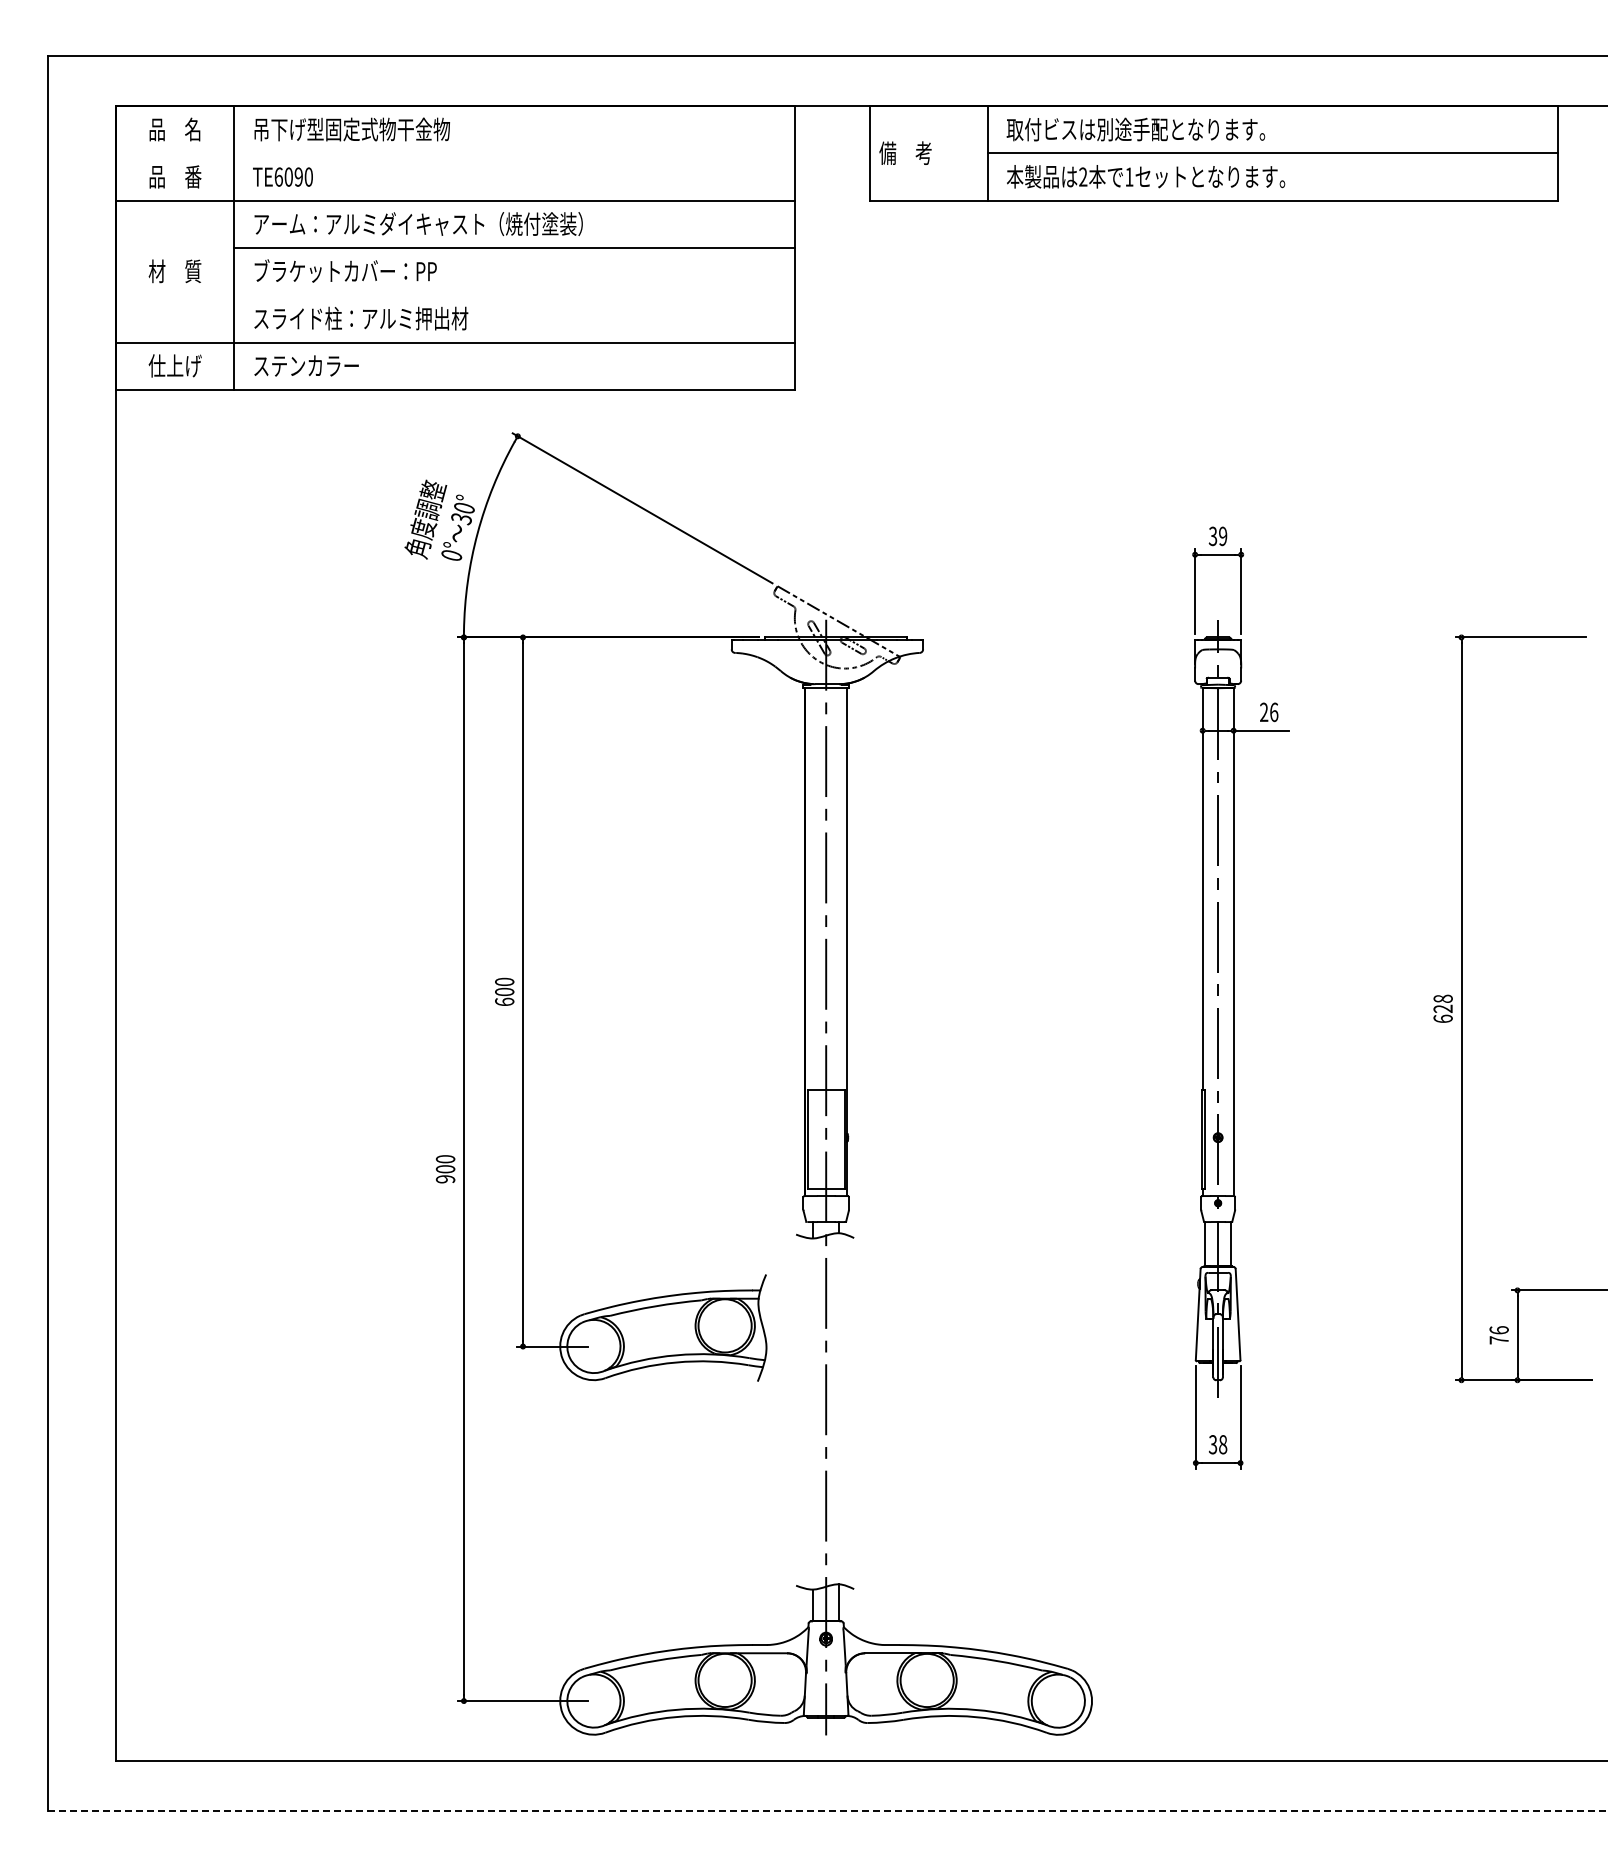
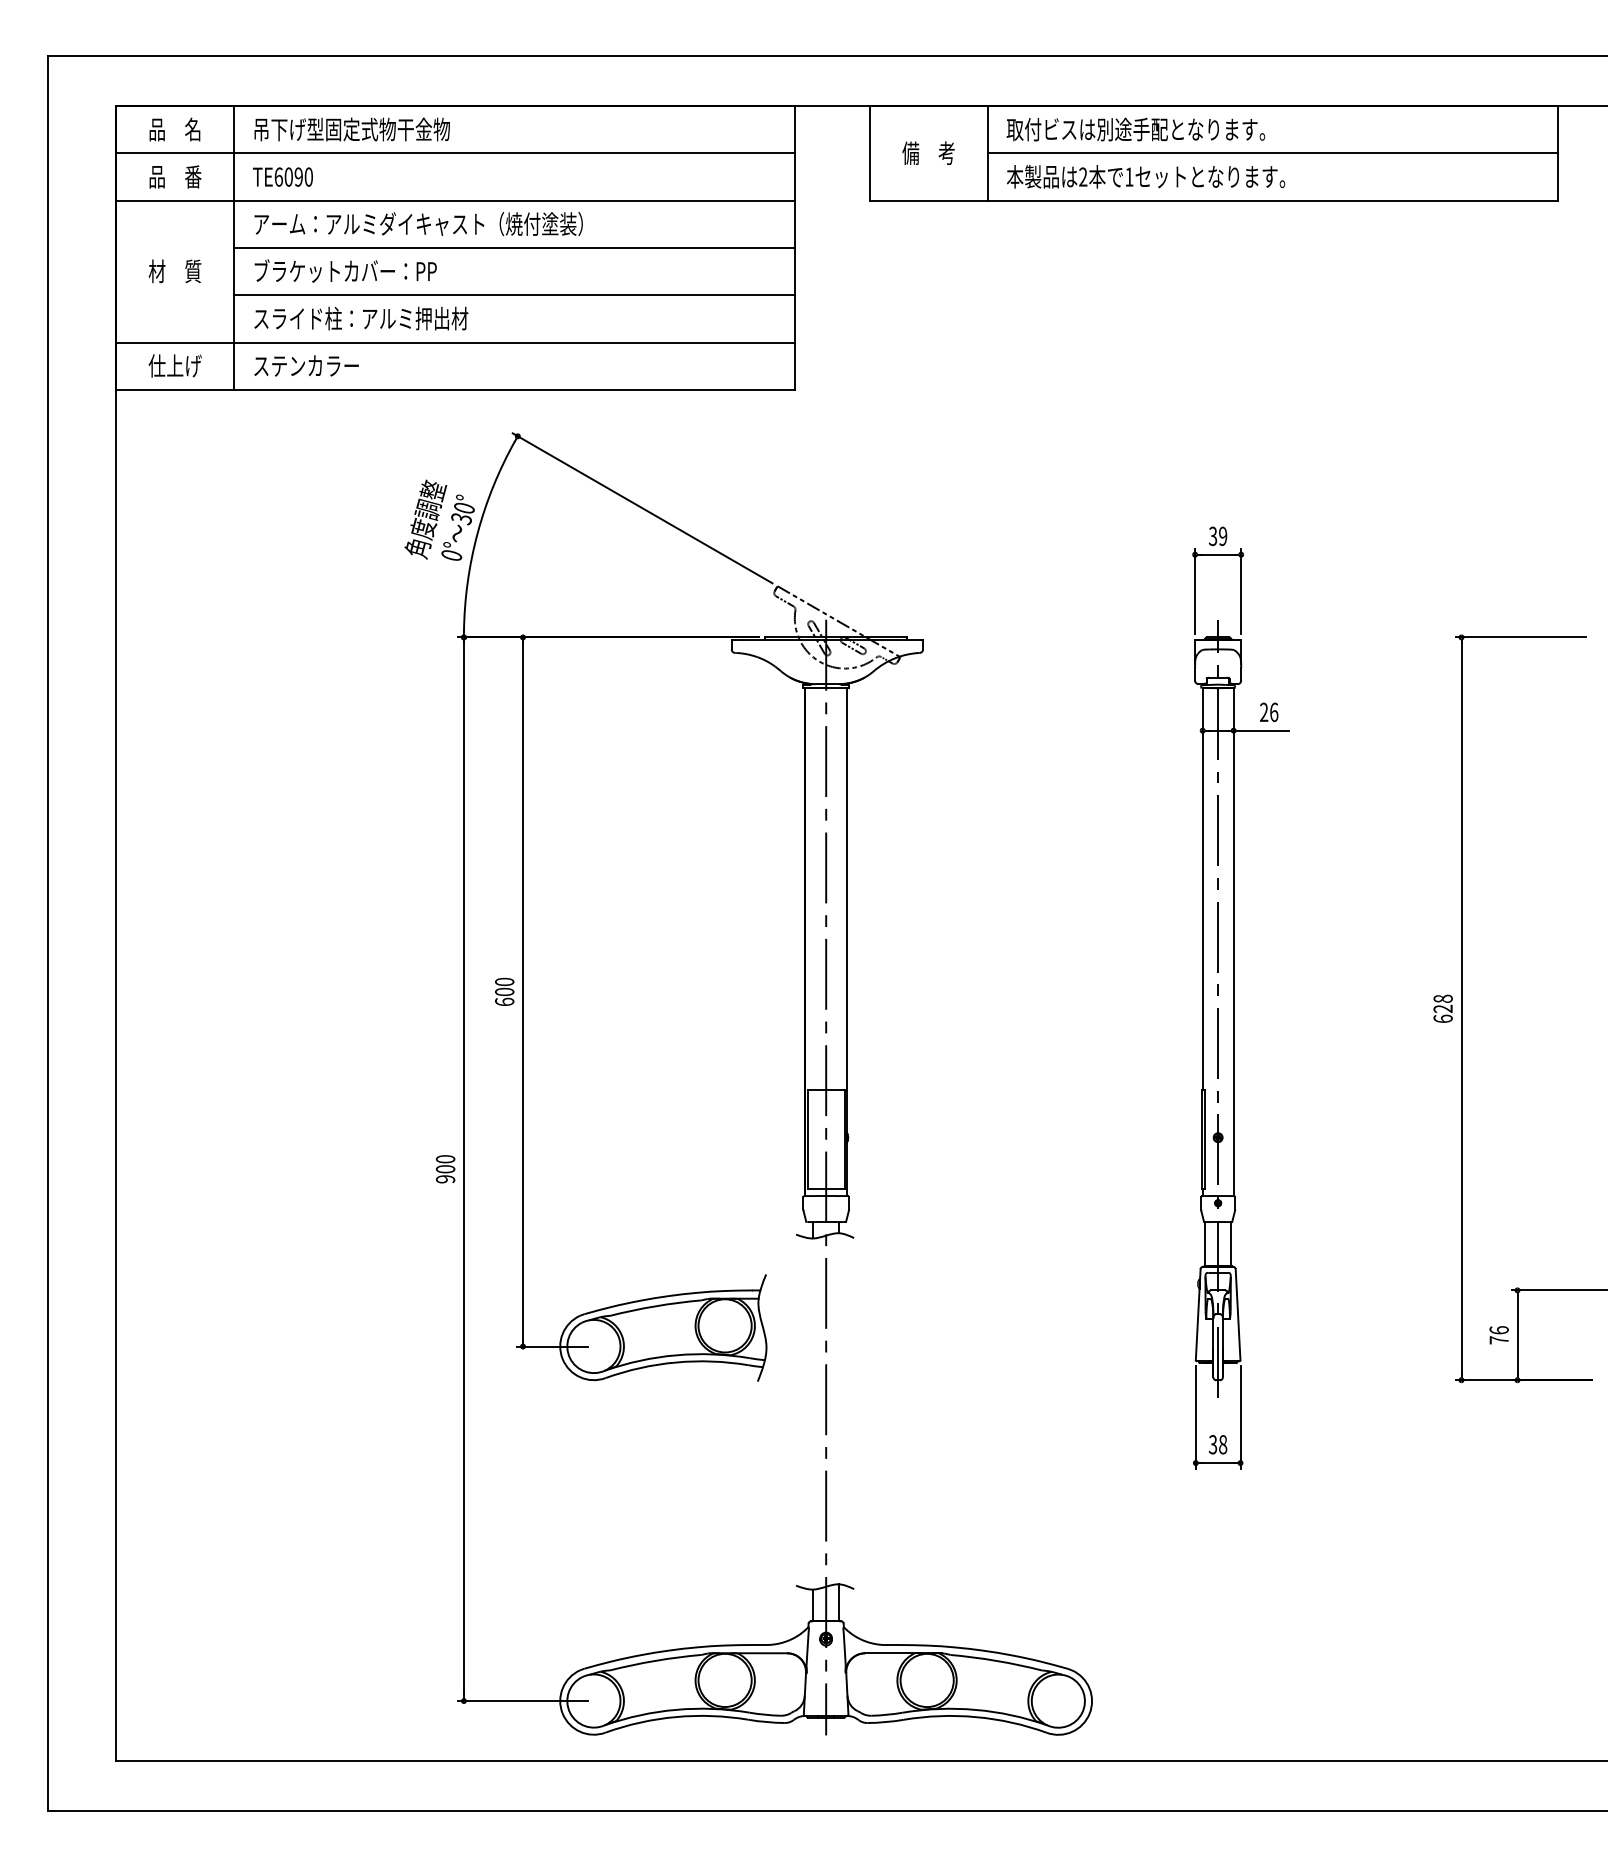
text position: (905, 152) -> (928, 152) (928, 152)
line: none -> present (455, 153)
line: none -> present (514, 295)
line: dashed -> solid (828, 1810)
